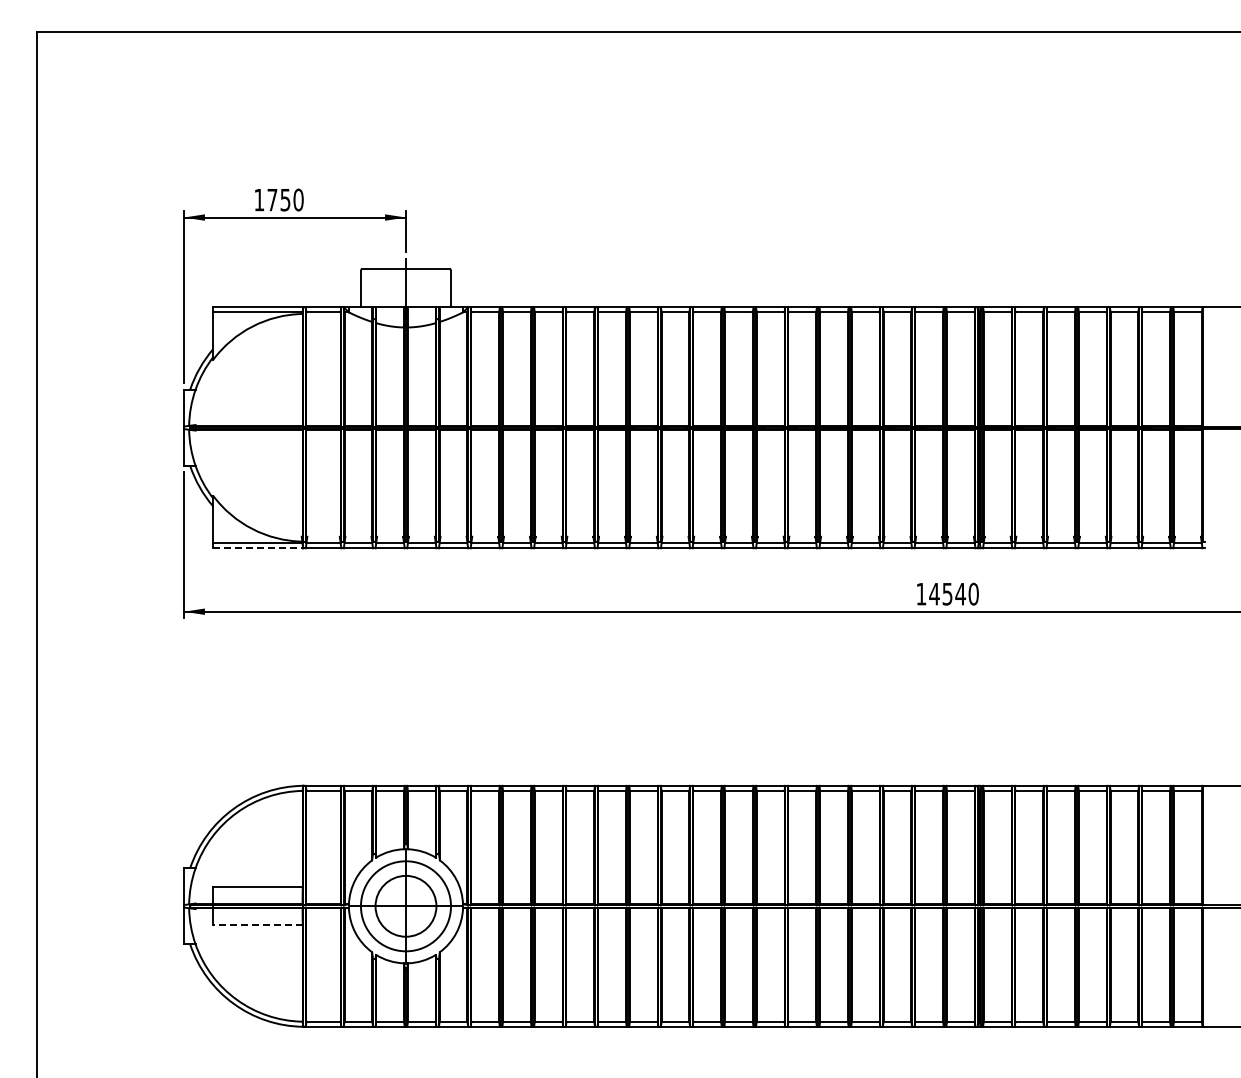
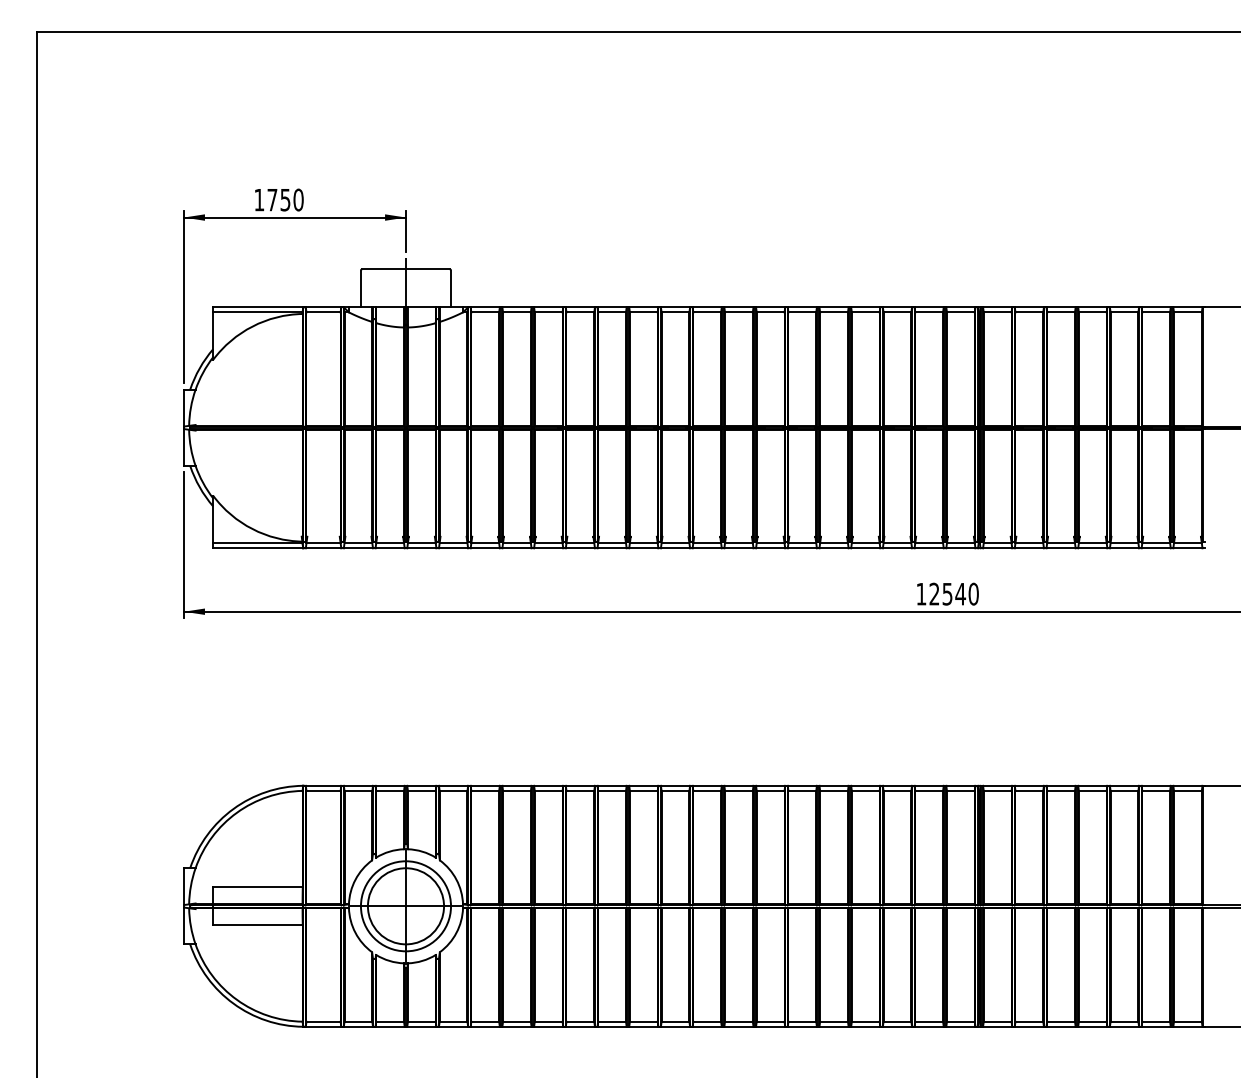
line: dashed -> solid (258, 548)
text: 14540 -> 12540 (934, 593)
circle diameter: 61 px -> 76 px (405, 906)
line: dashed -> solid (258, 925)
